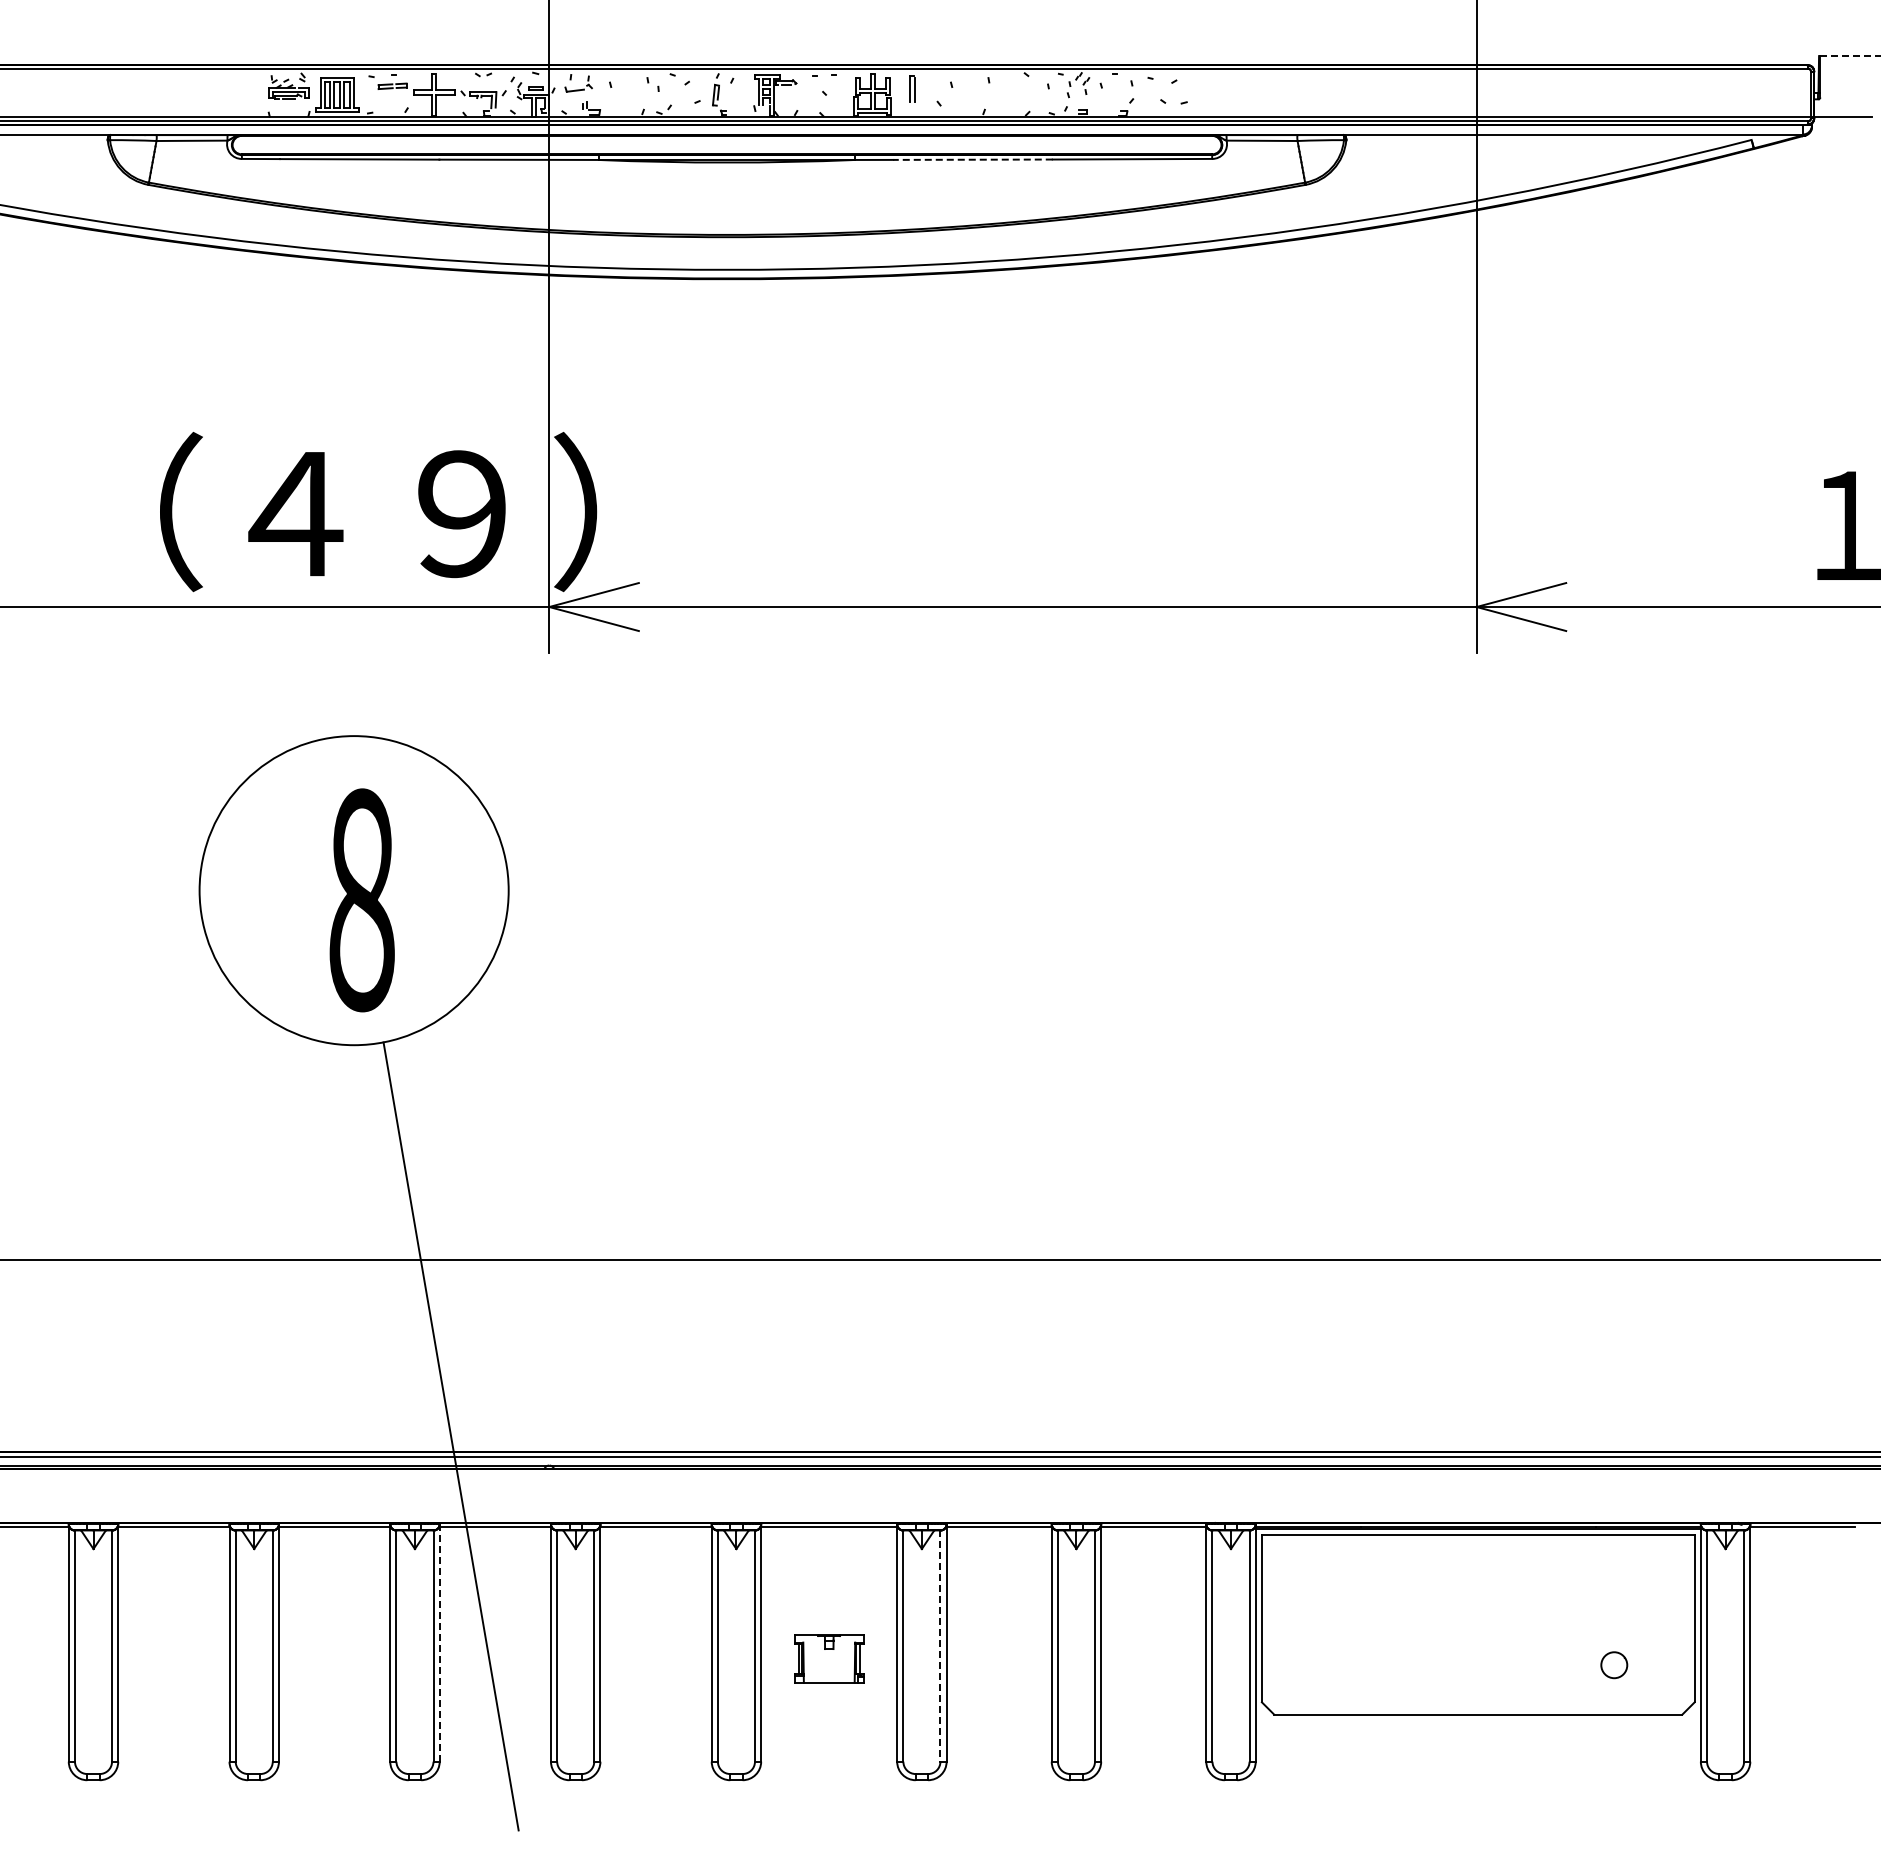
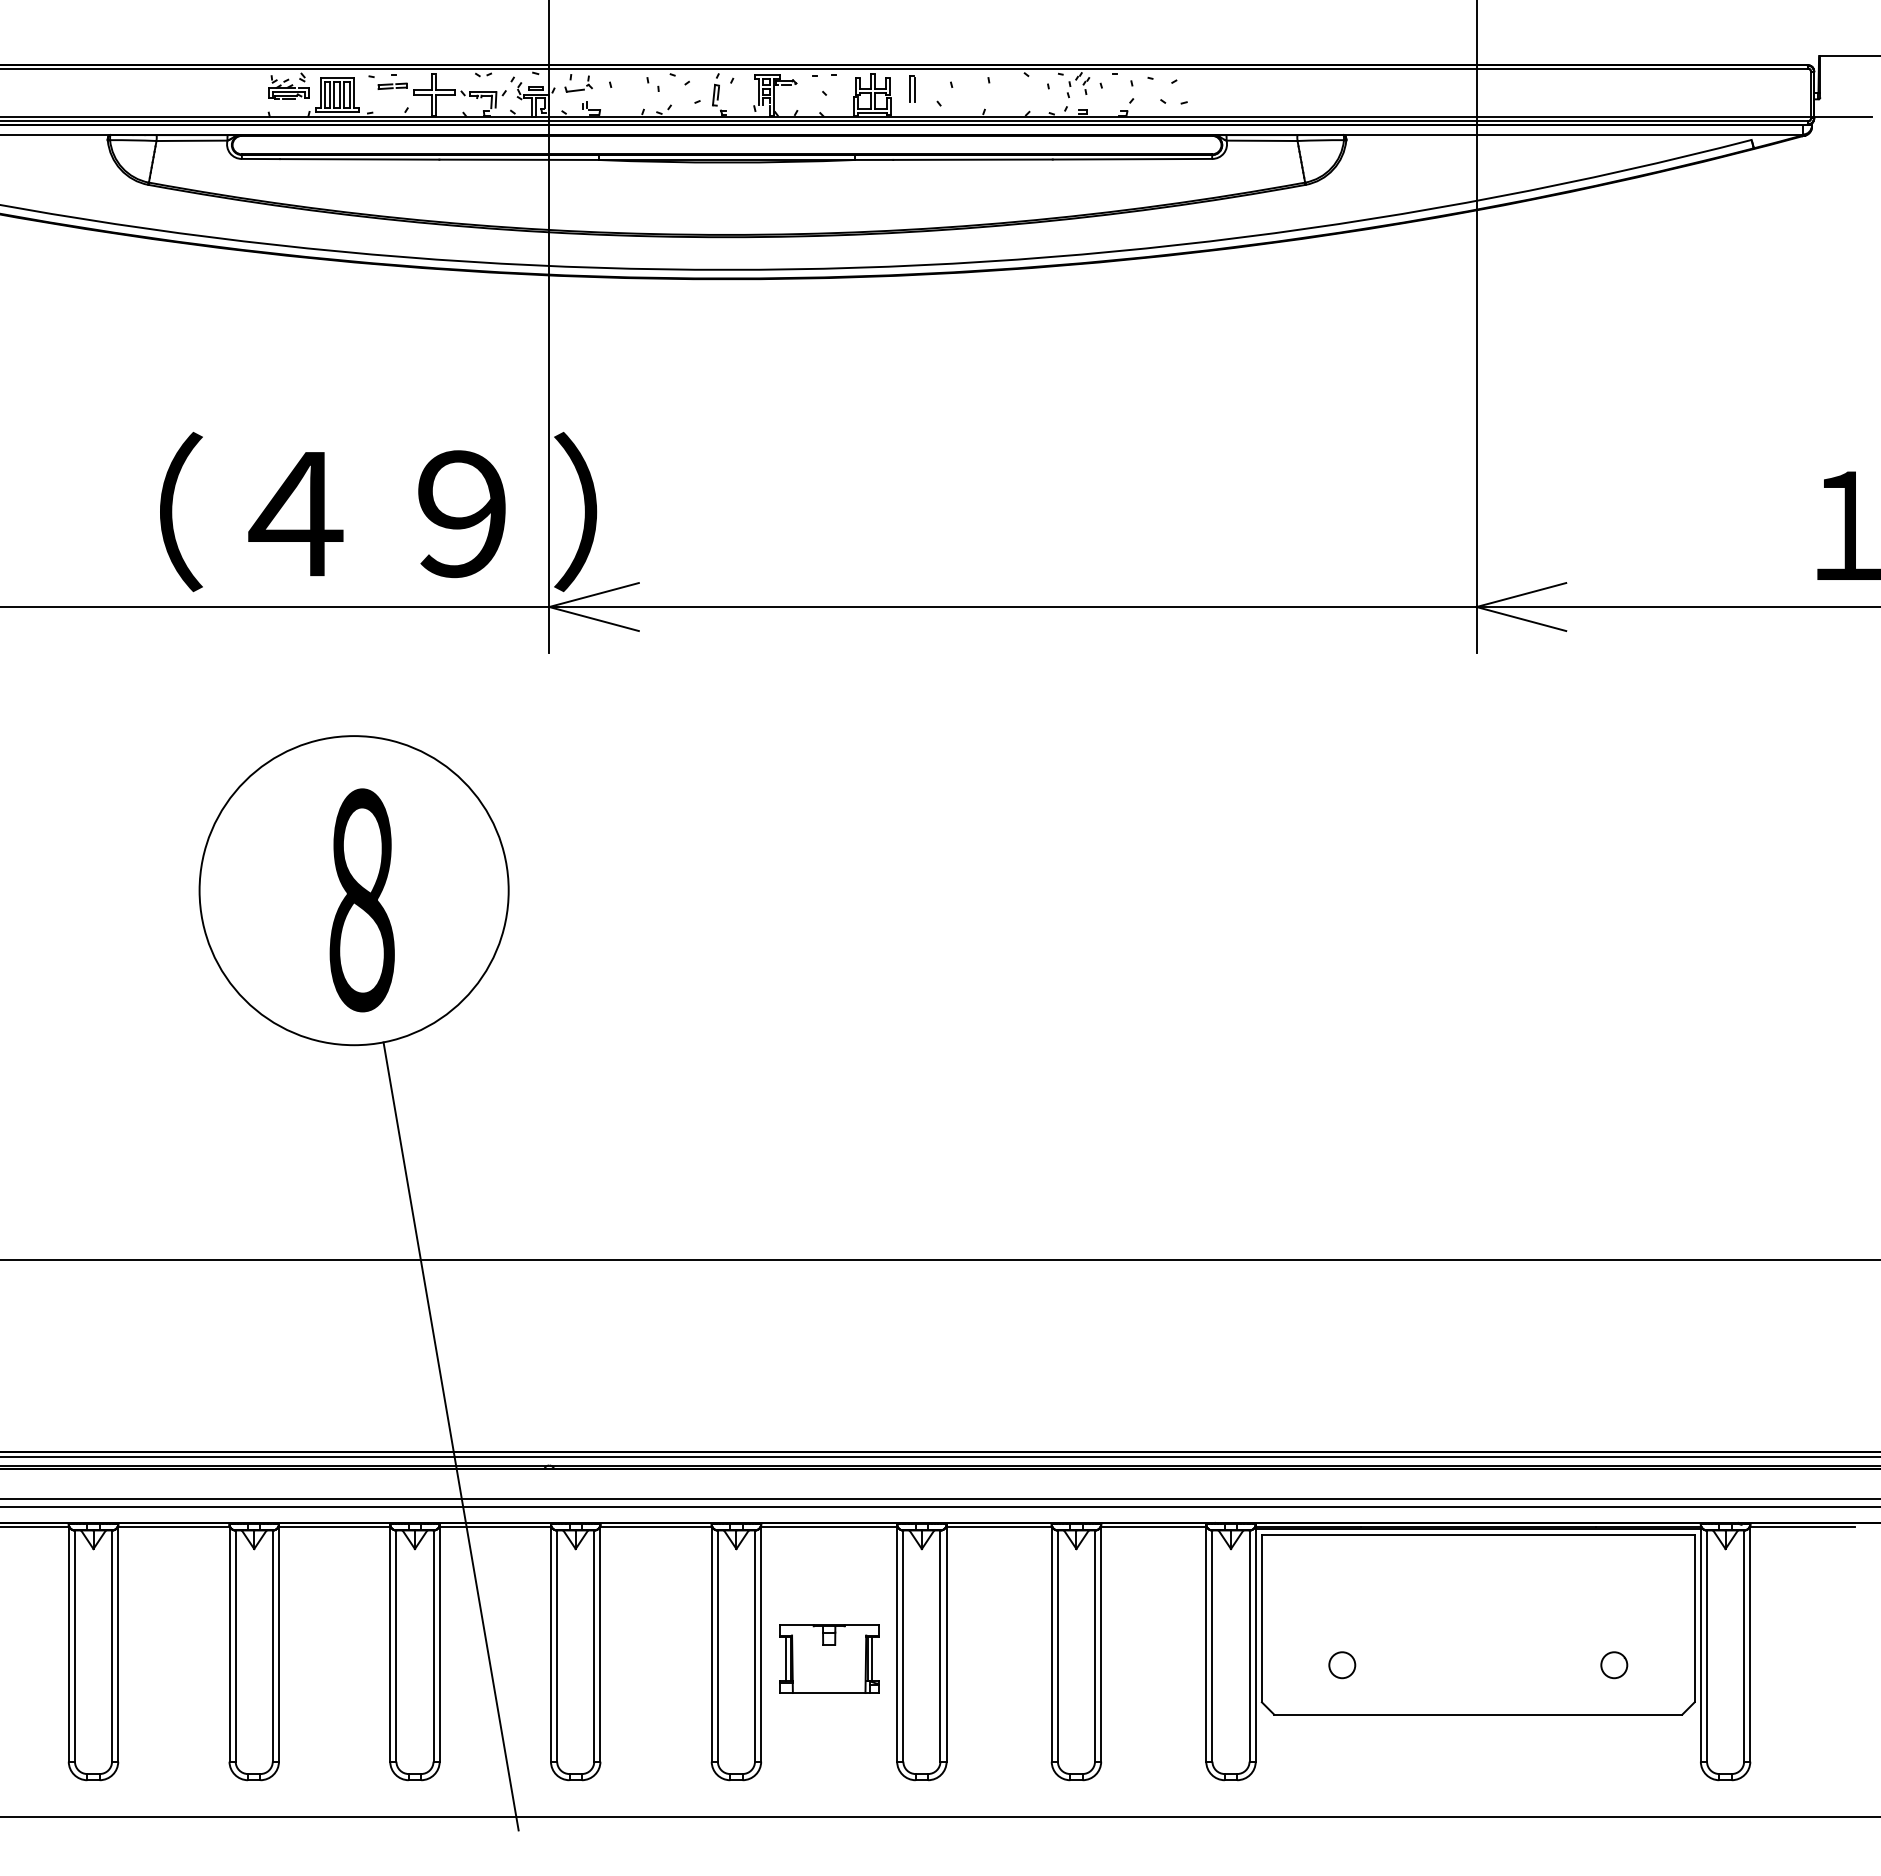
line: dashed -> solid (1850, 56)
line: dashed -> solid (973, 159)
line: none -> present (939, 1498)
line: none -> present (939, 1506)
line: dashed -> solid (439, 1642)
line: dashed -> solid (940, 1646)
part size: 71x50 px -> 101x70 px (829, 1658)
circle: none -> present (1342, 1665)
line: none -> present (939, 1817)
